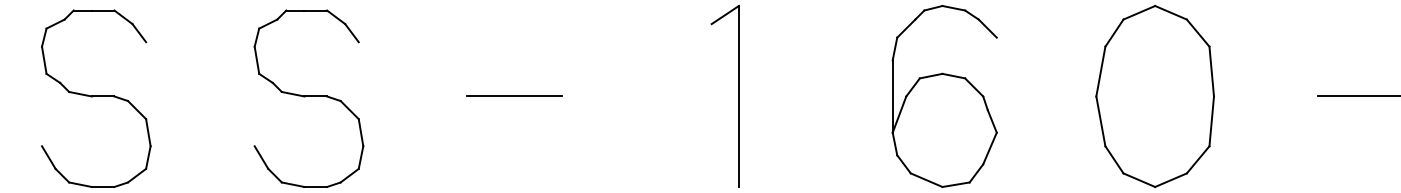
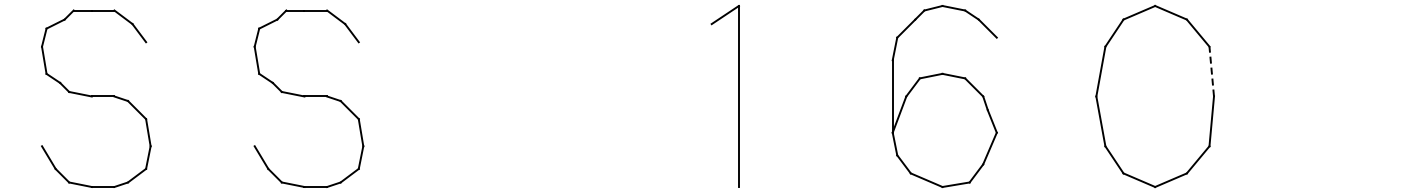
line: solid -> dashed (1211, 71)
line: present -> none (514, 96)
line: present -> none (1357, 96)
